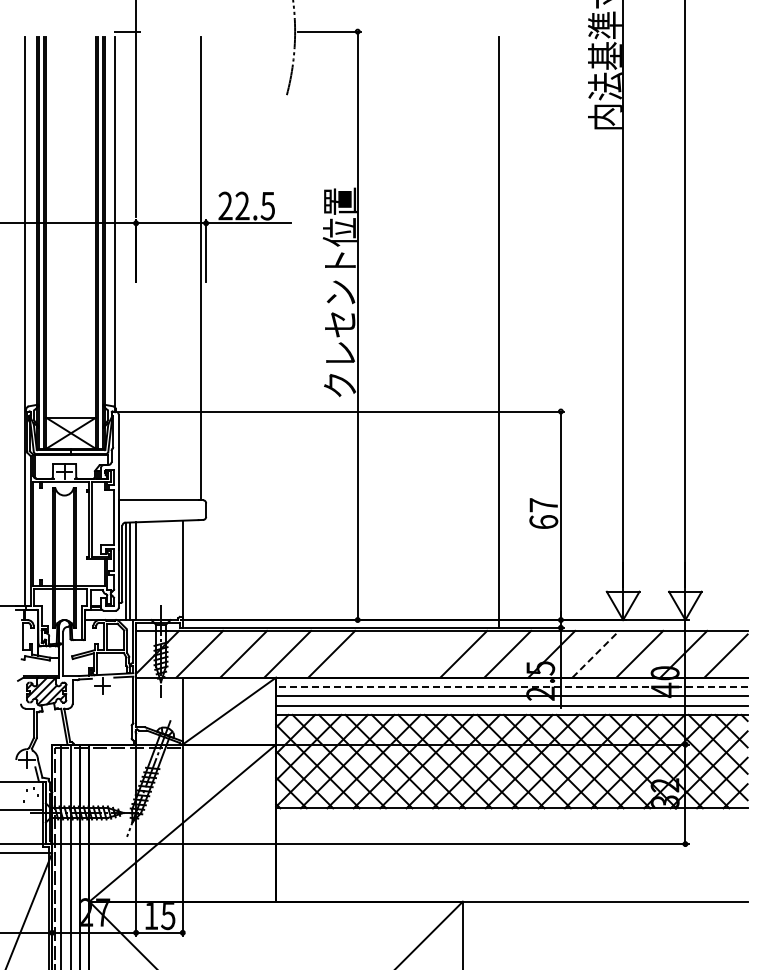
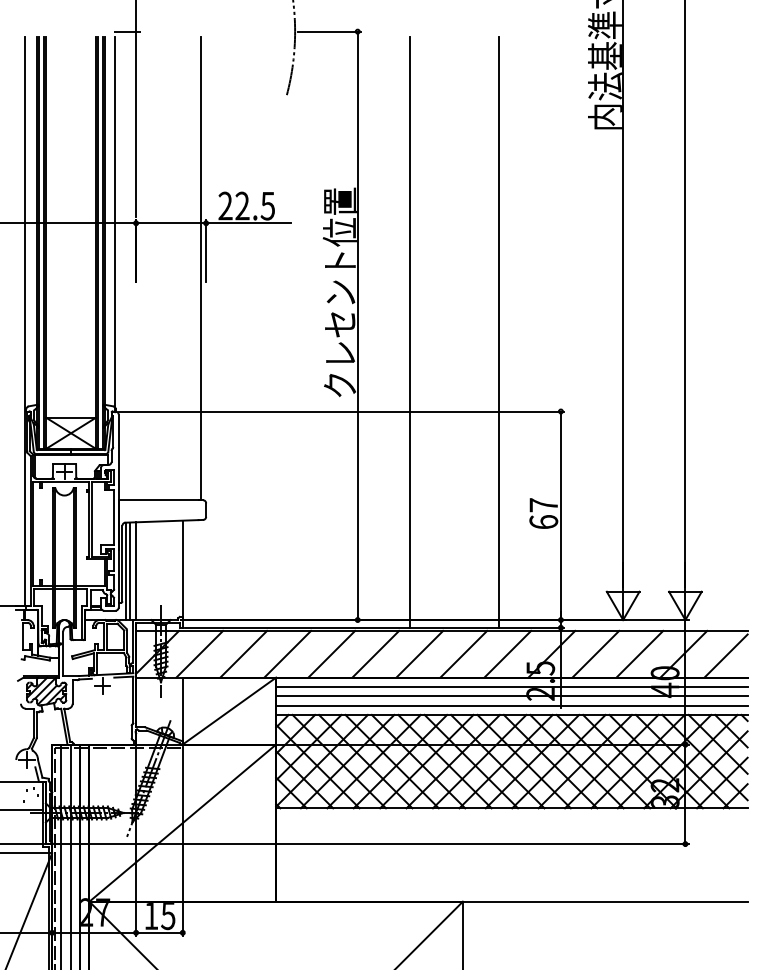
line: none -> present (409, 331)
line: none -> present (375, 653)
line: none -> present (419, 653)
line: dashed -> solid (596, 653)
line: dashed -> solid (511, 686)
